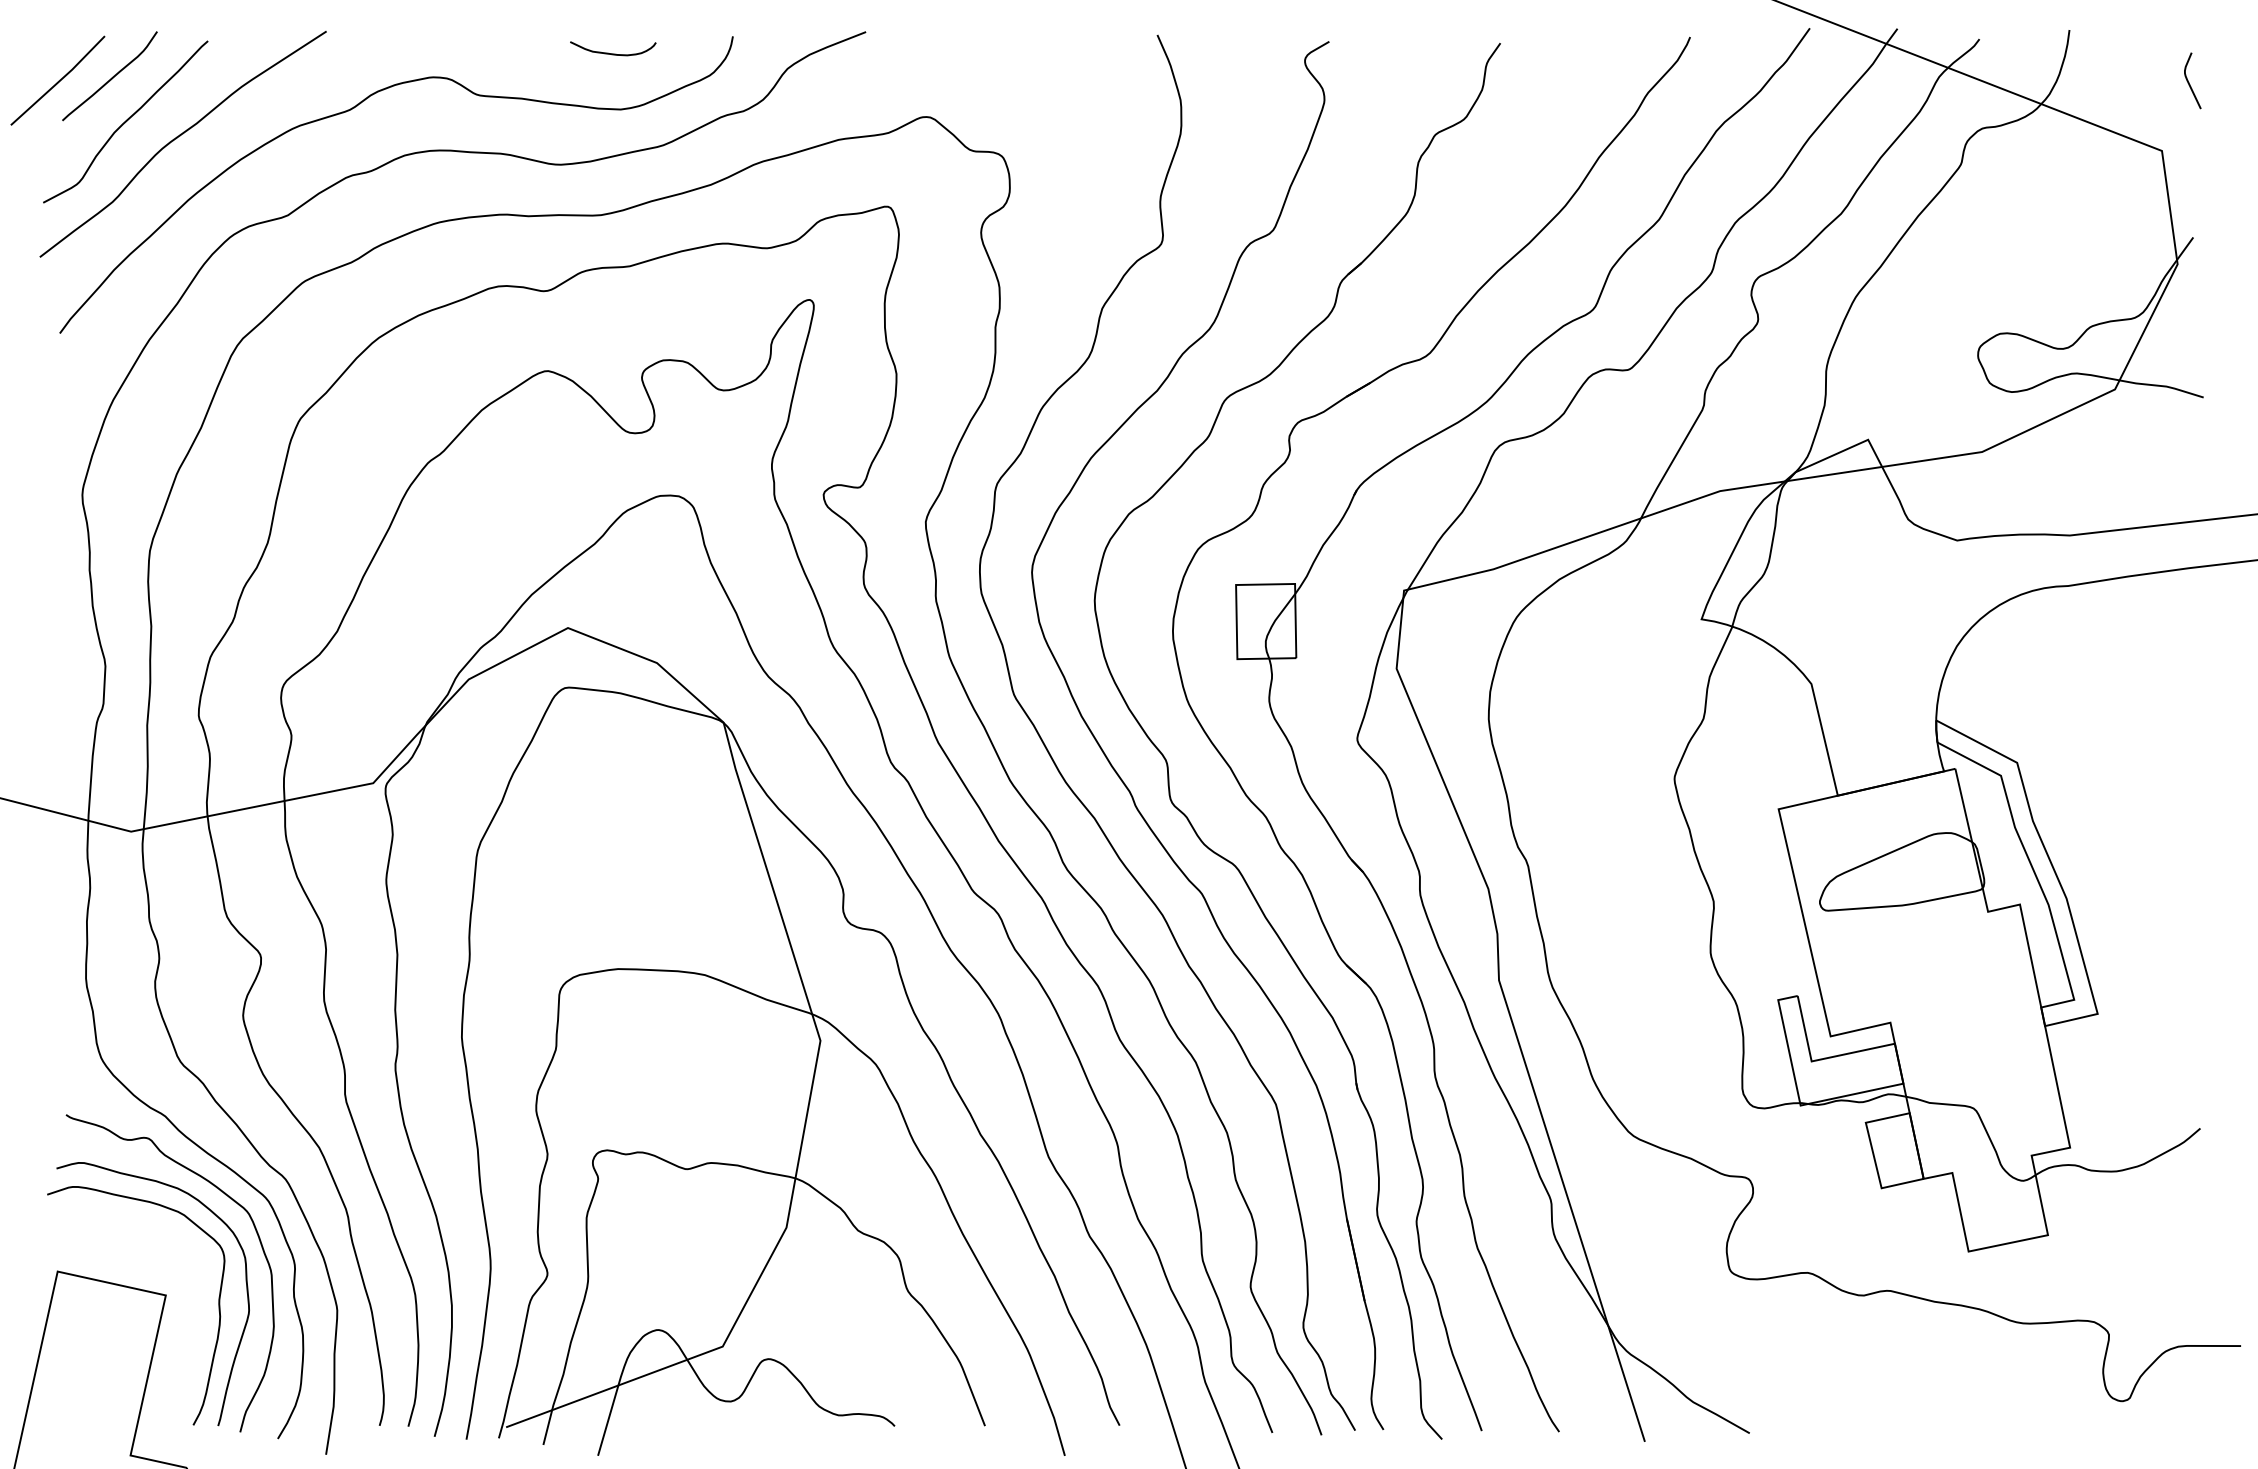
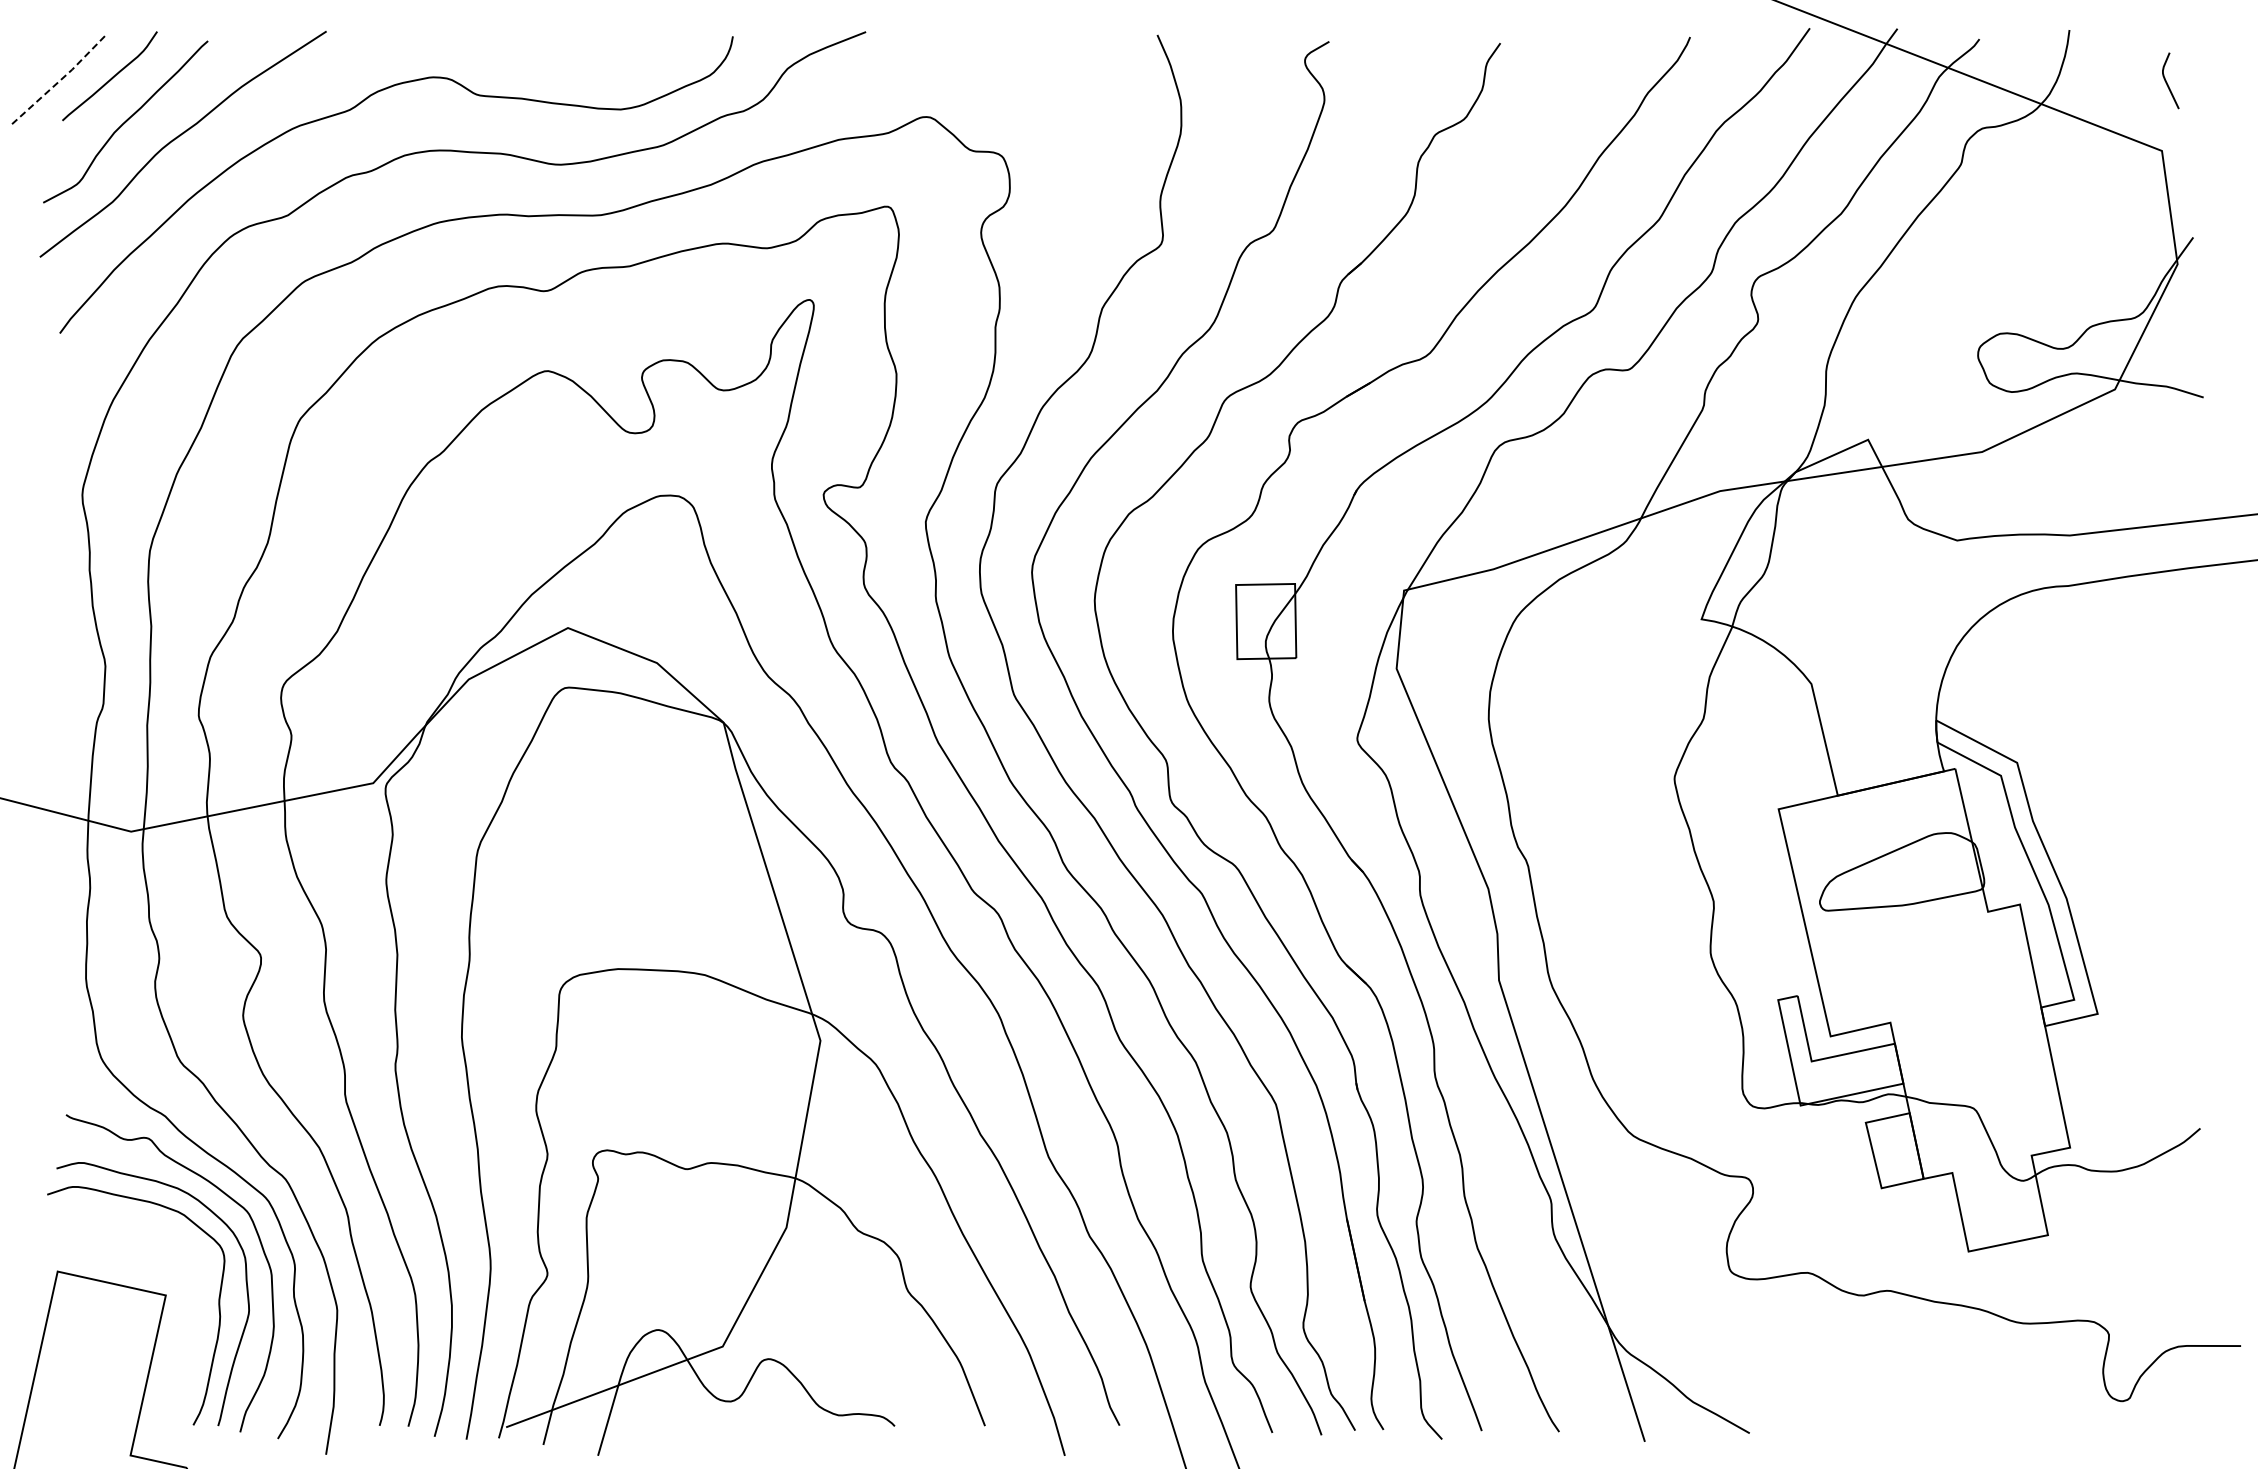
curve: present -> none (613, 53)
line: solid -> dashed (58, 81)
curve position: (2189, 82) -> (2167, 82) (2167, 82)
